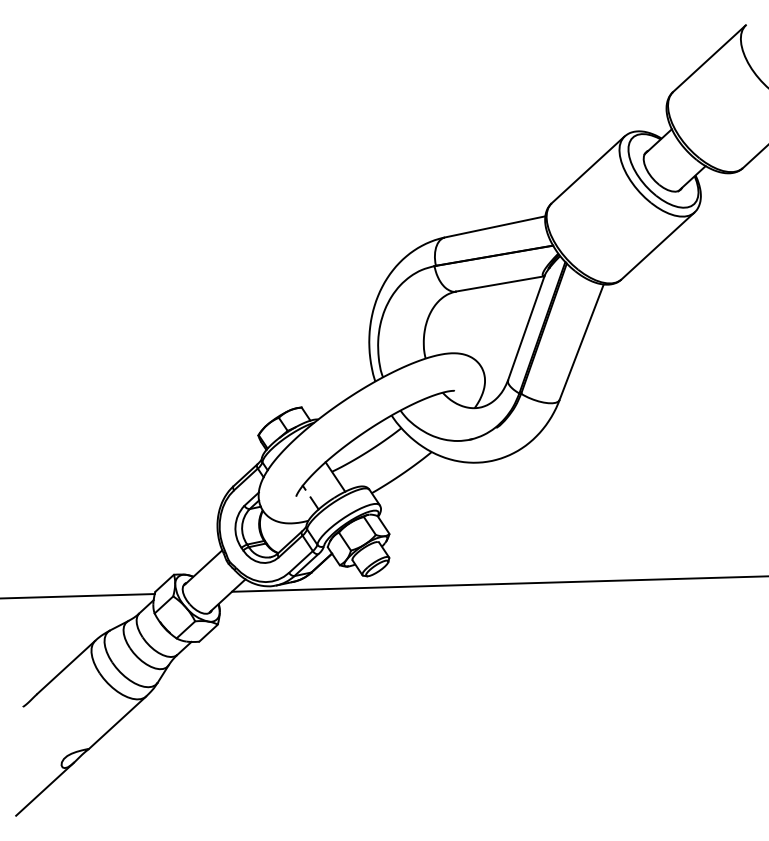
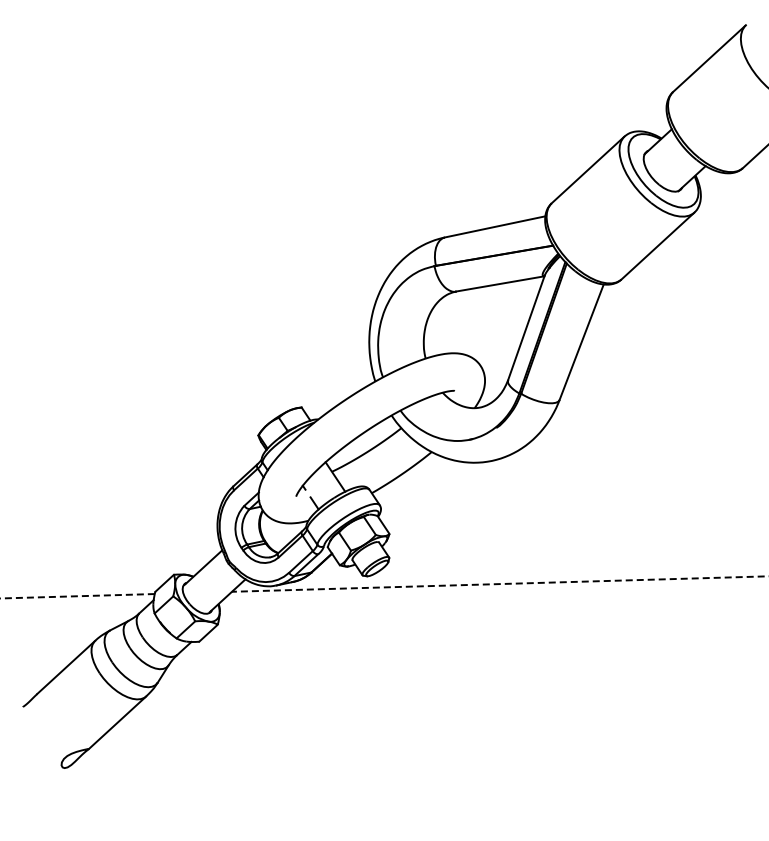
line: solid -> dashed (499, 584)
line: solid -> dashed (77, 596)
line: present -> none (44, 788)
